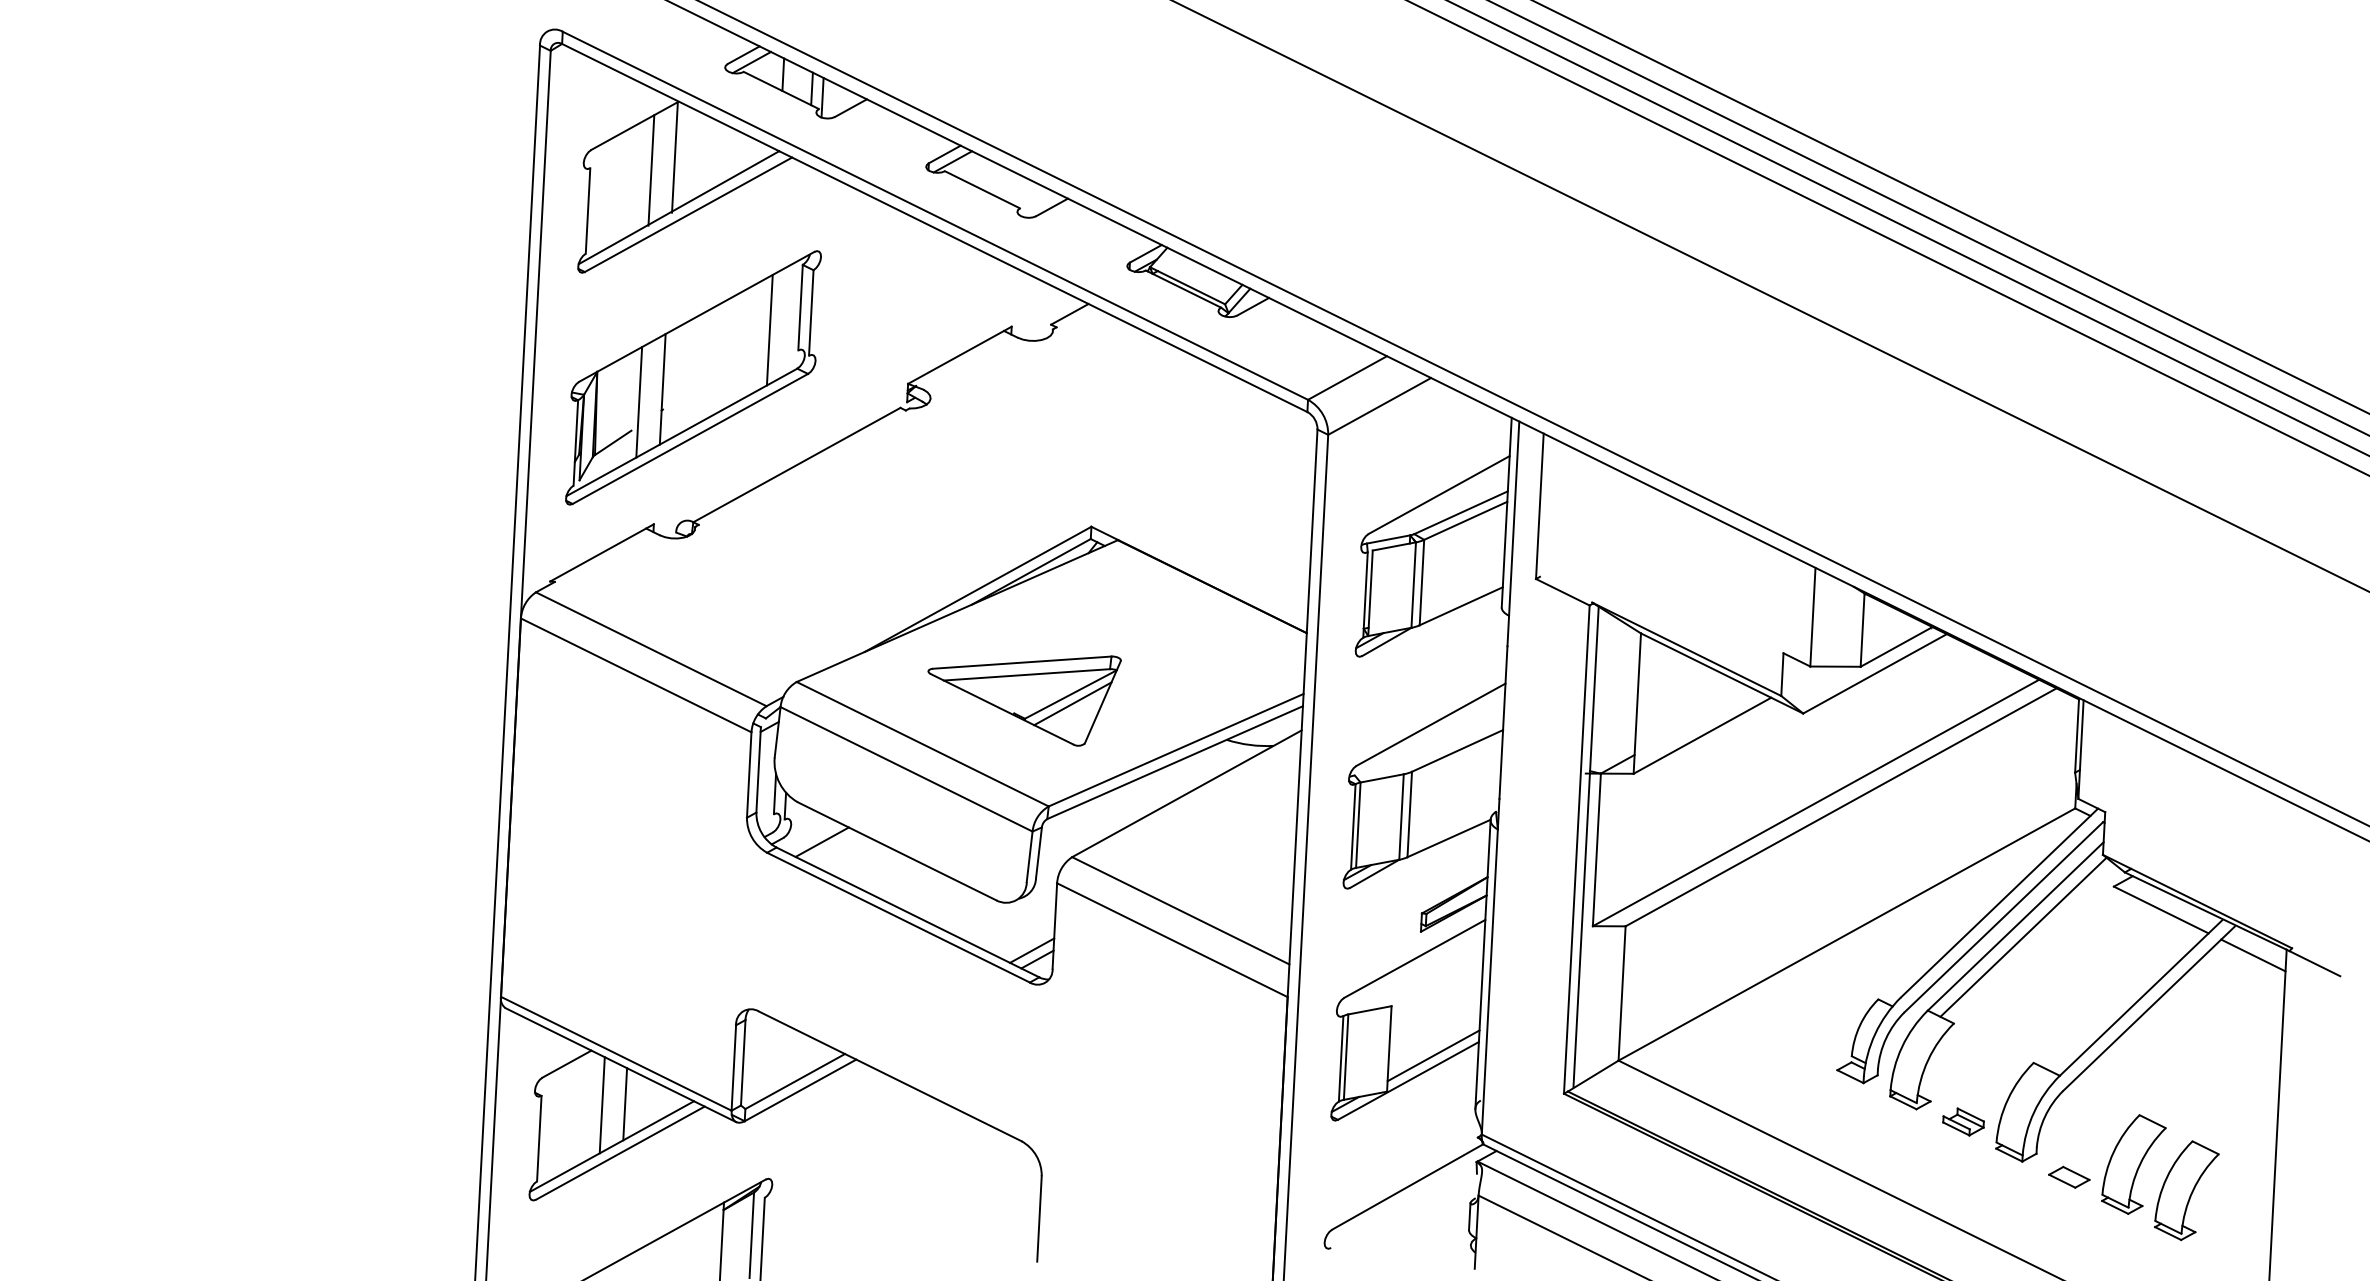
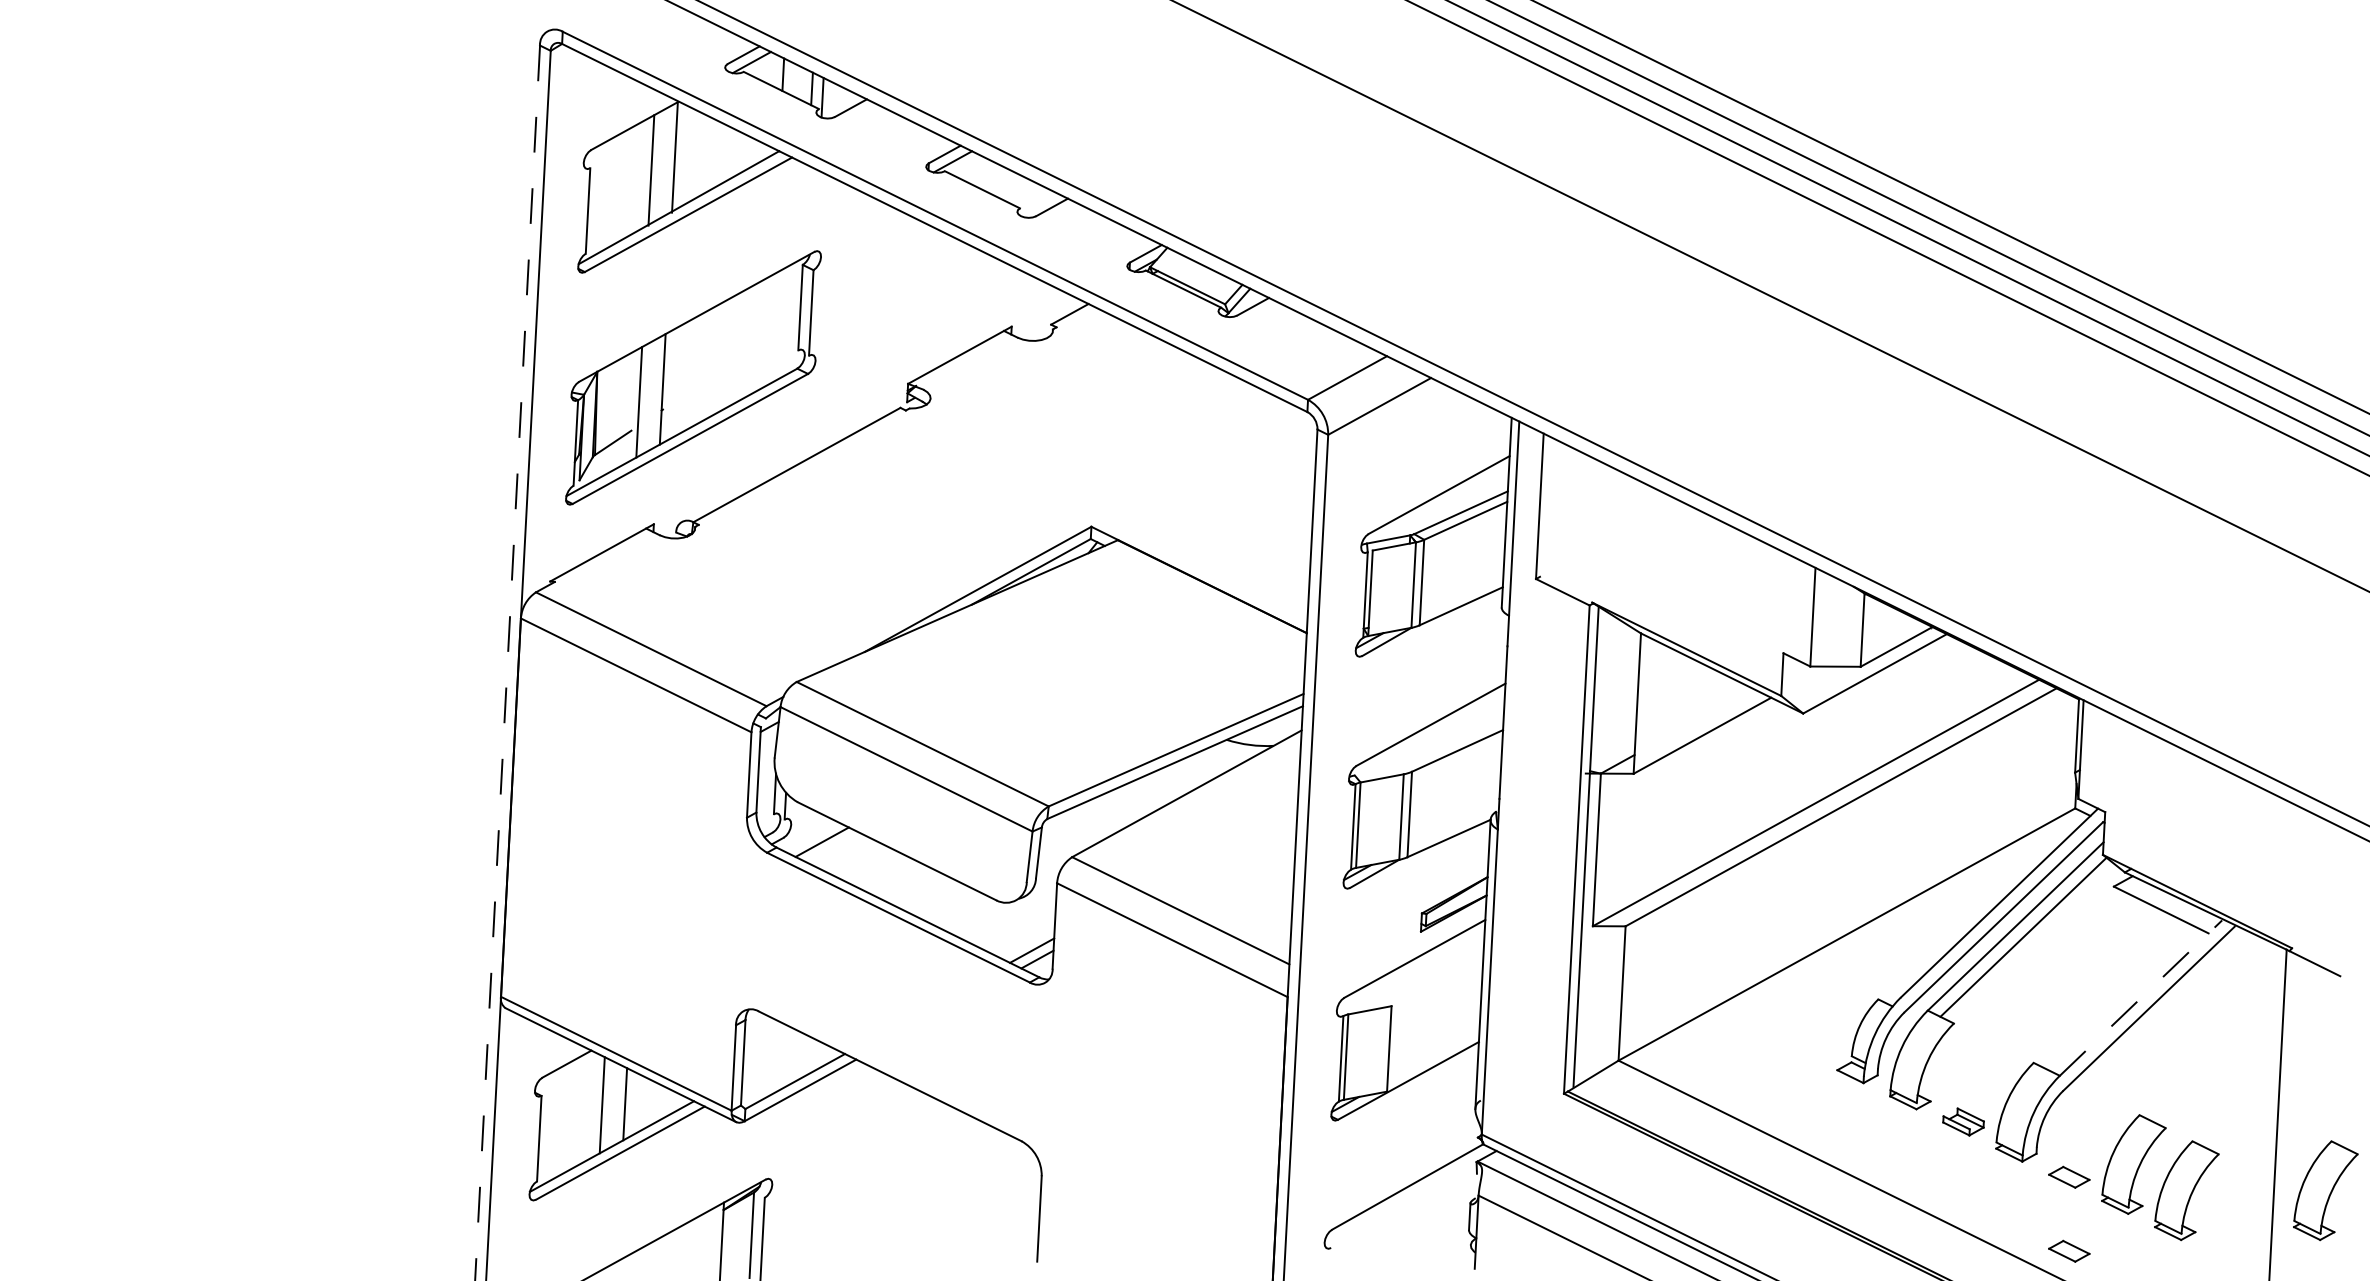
line: present -> none (769, 329)
line: solid -> dashed (507, 663)
part: present -> none (1024, 700)
line: present -> none (2253, 955)
line: solid -> dashed (2141, 997)
line: present -> none (1433, 1055)
part: none -> present (2325, 1190)
part: none -> present (2069, 1250)
